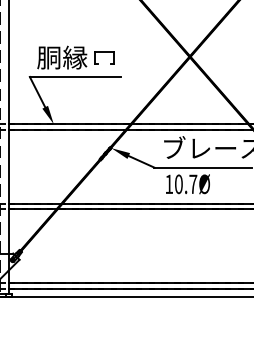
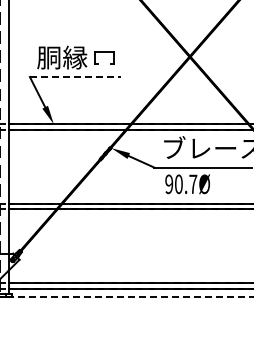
line: solid -> dashed (75, 76)
text: 10.7Ø -> 90.7Ø (169, 184)
line: solid -> dashed (126, 296)
